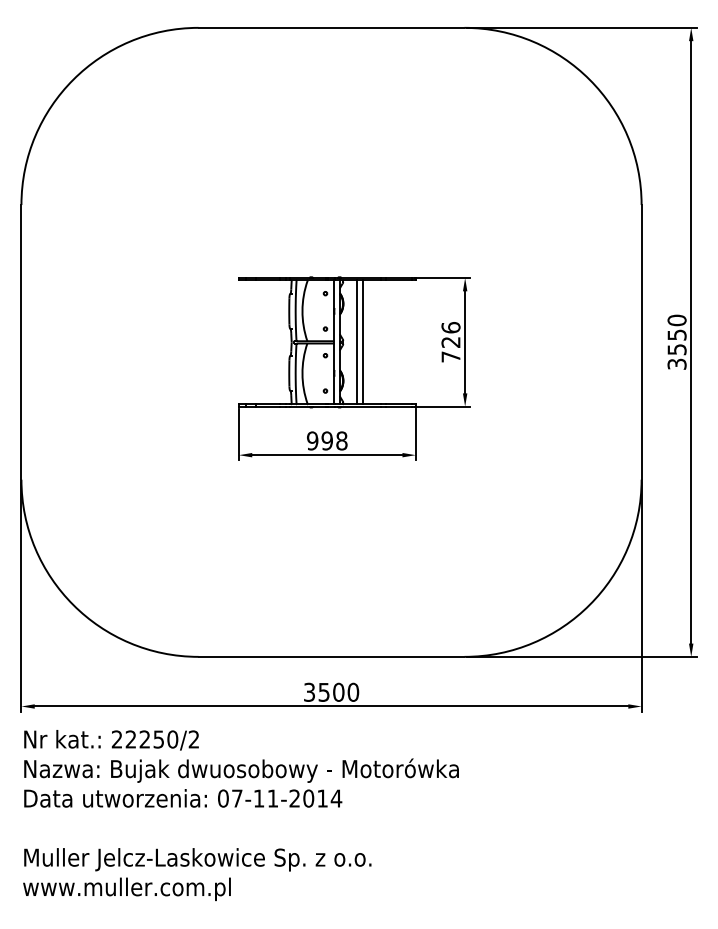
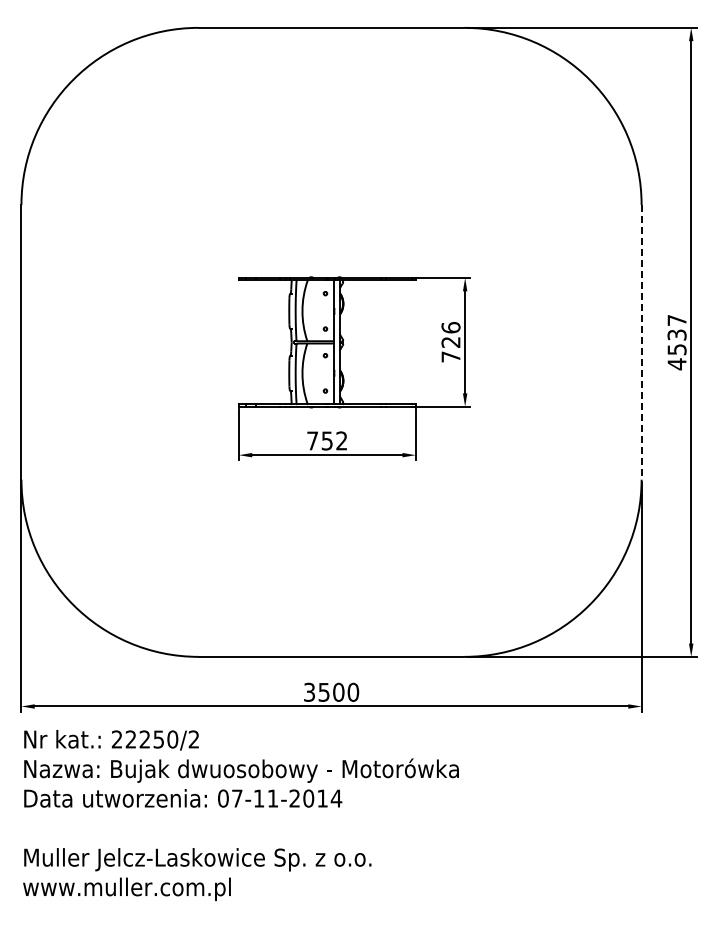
line: present -> none (357, 342)
line: present -> none (362, 342)
line: solid -> dashed (641, 342)
text: 3550 -> 4537 (676, 342)
text: 998 -> 752 (327, 440)
